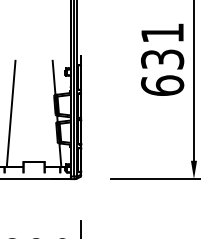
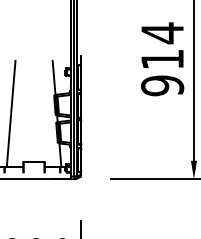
text: 631 -> 914 (162, 59)
